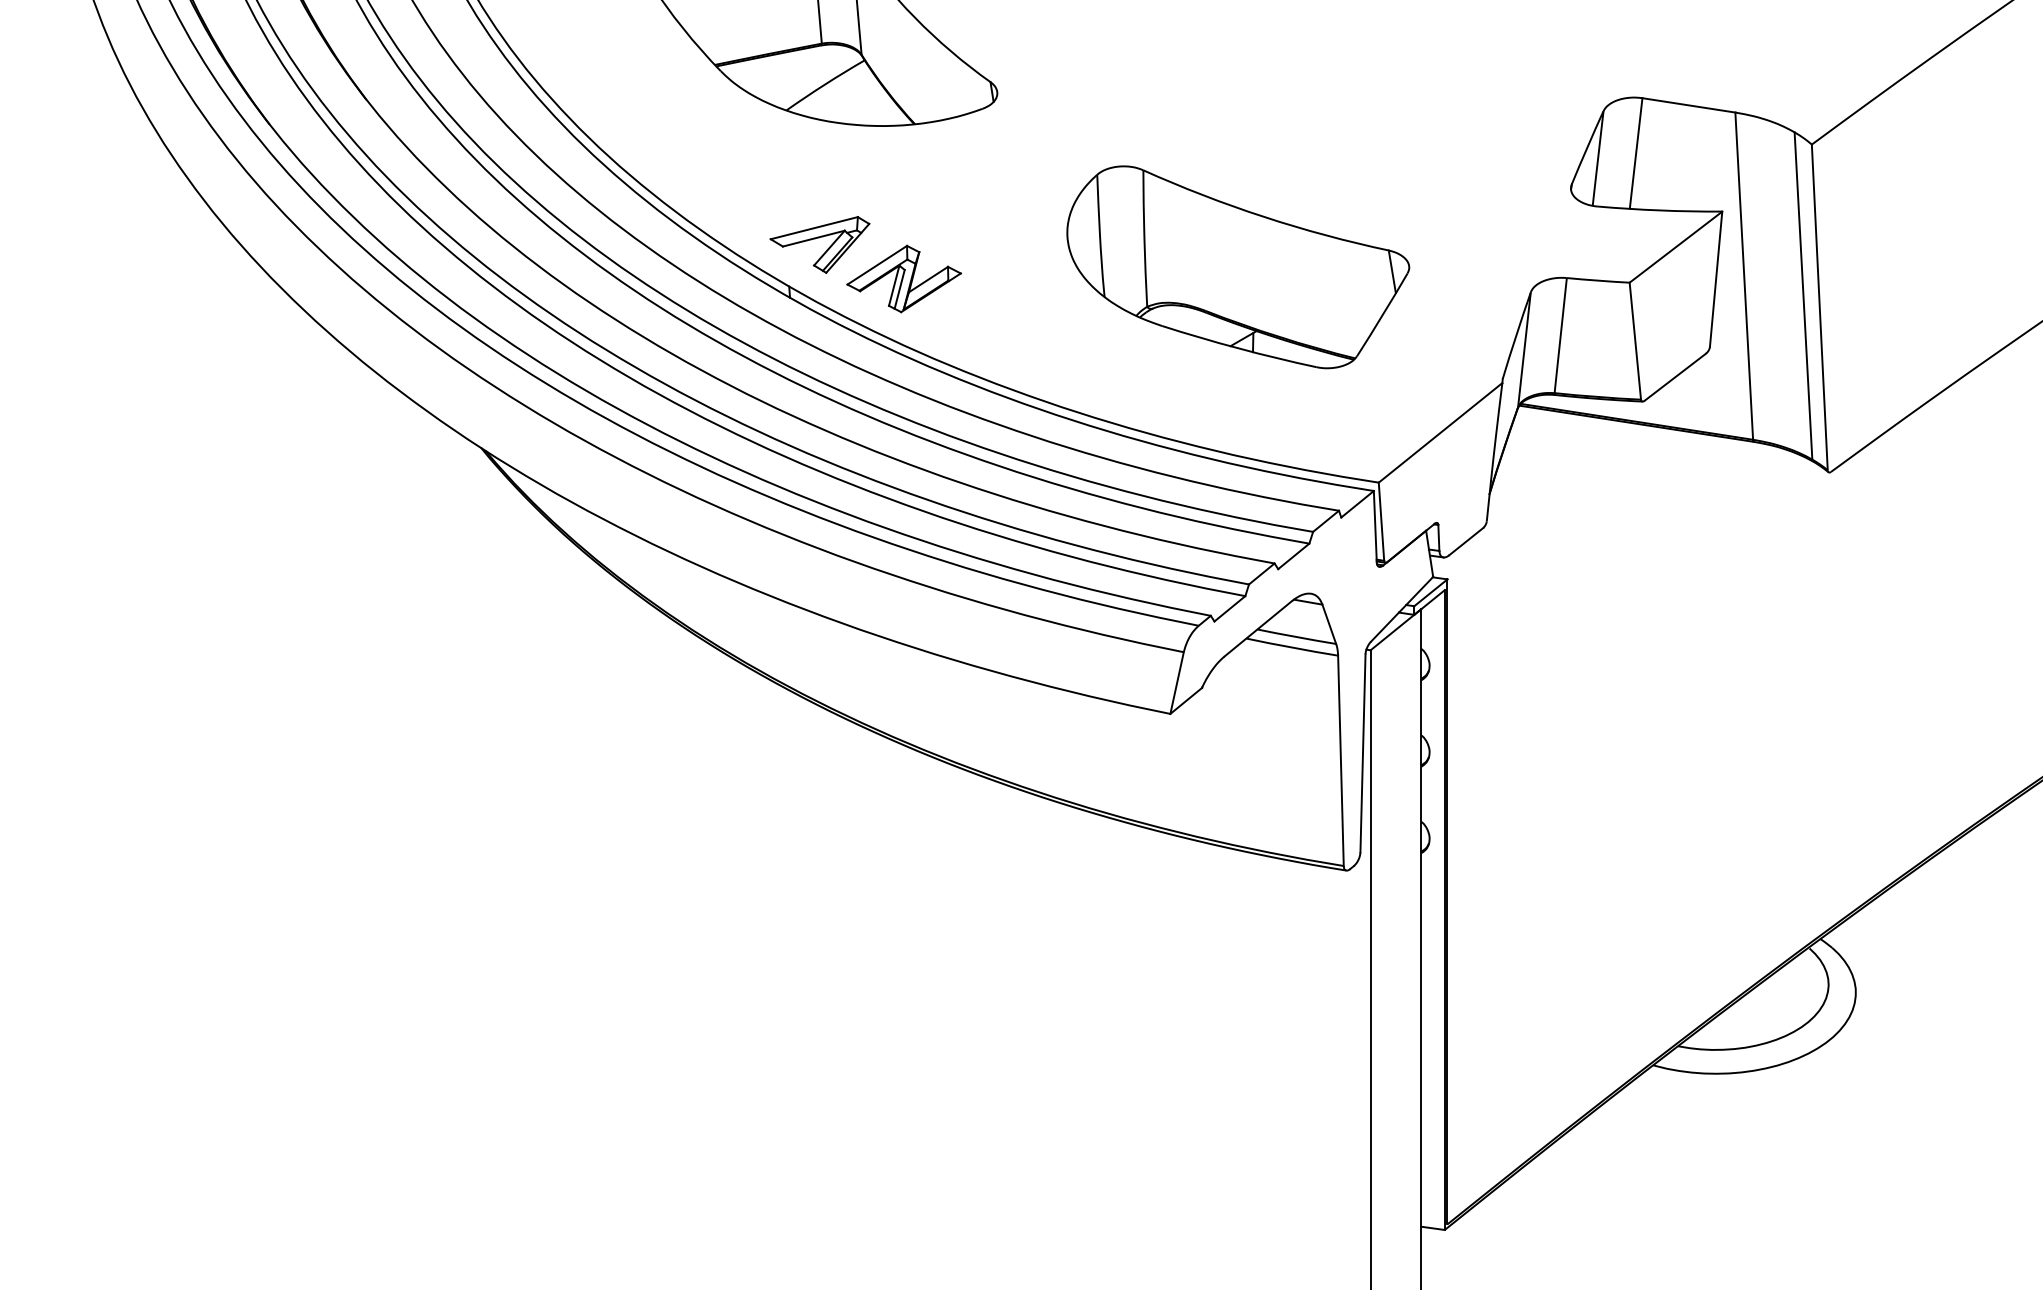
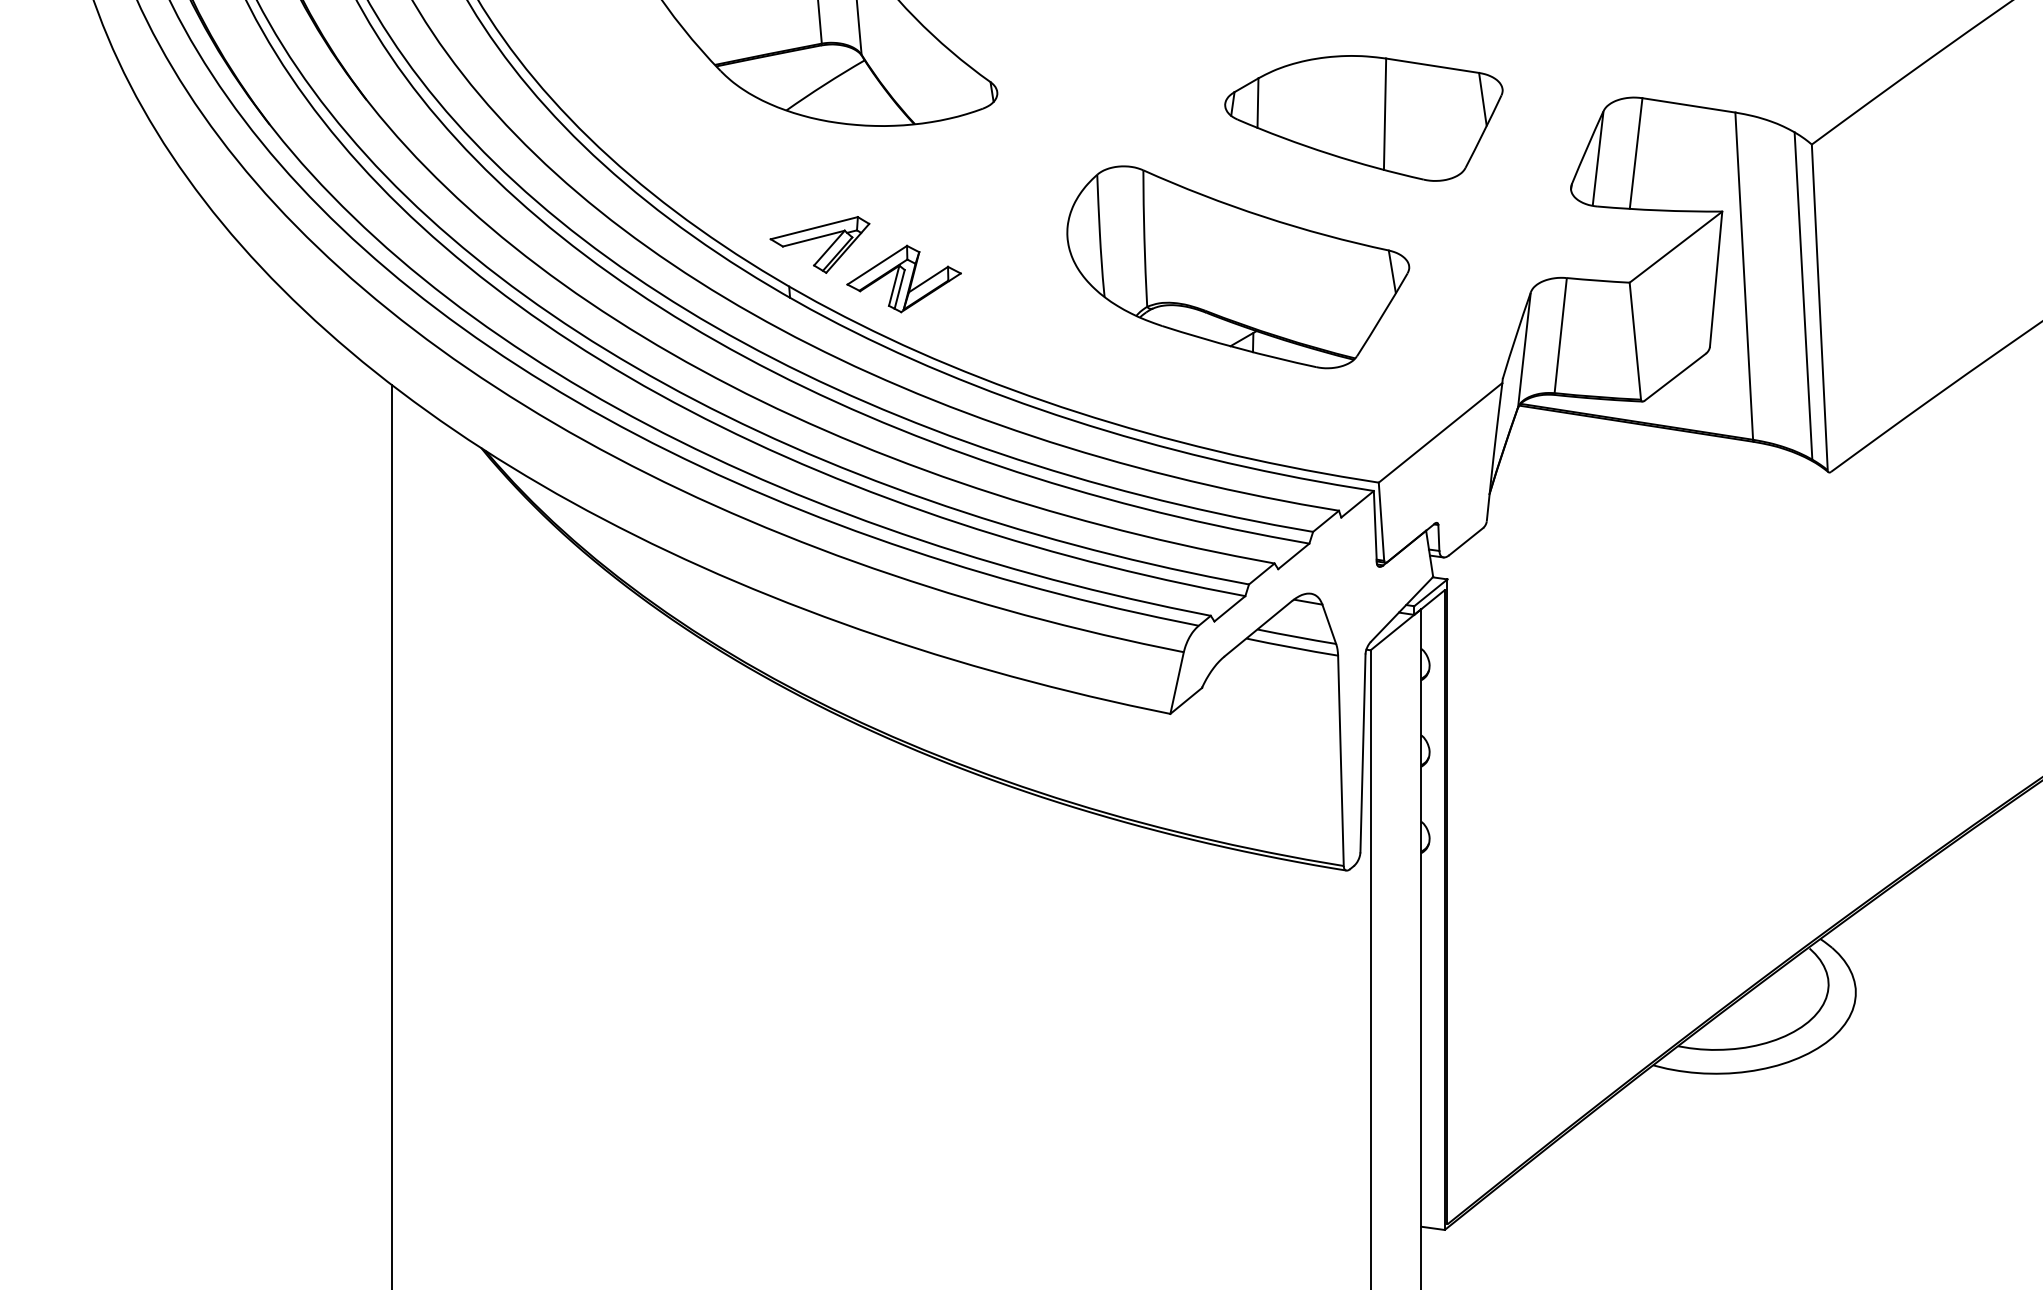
part: none -> present (1363, 118)
line: none -> present (392, 835)
